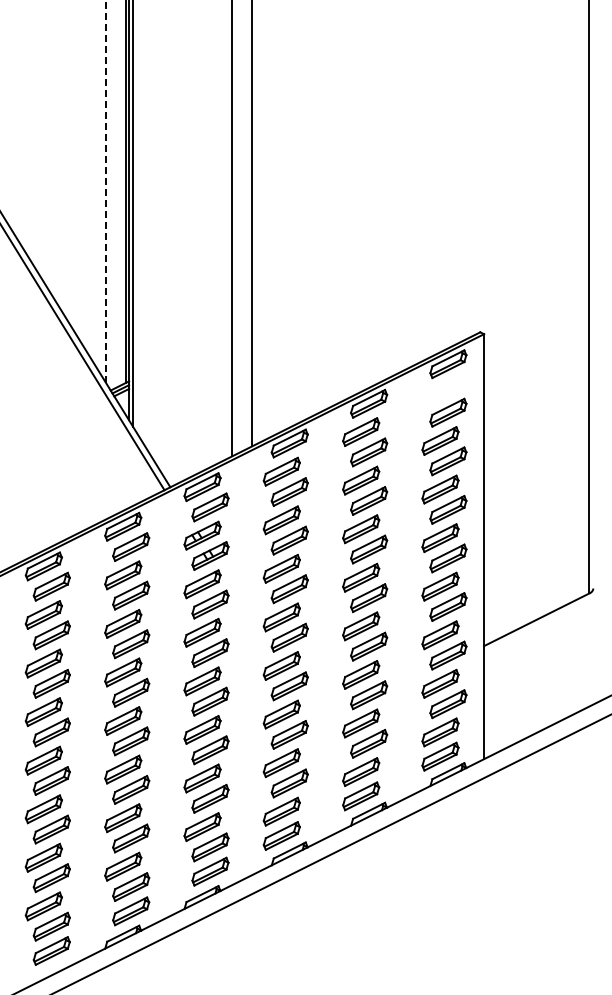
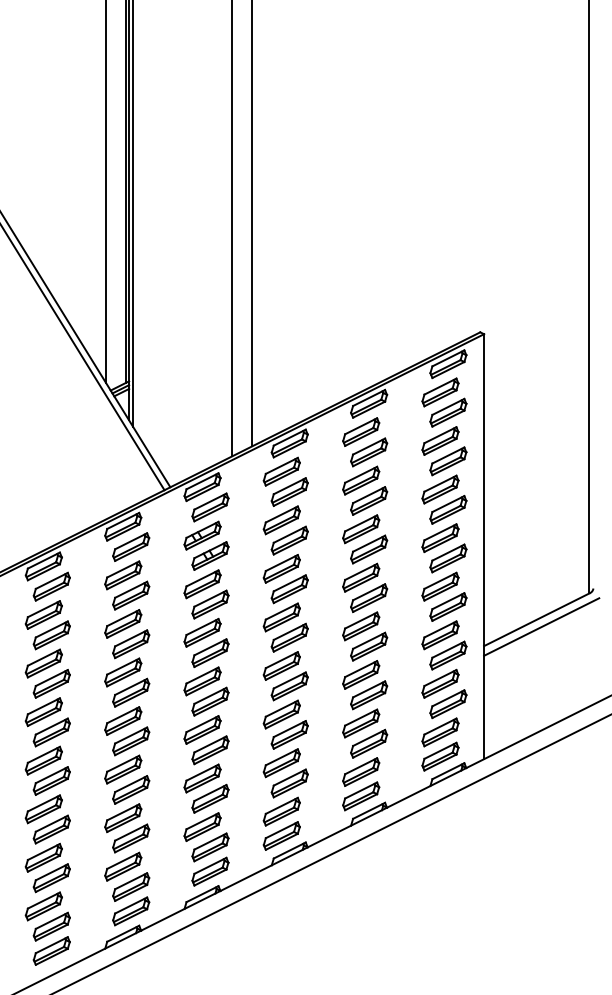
line: dashed -> solid (105, 191)
part: none -> present (440, 392)
line: none -> present (541, 626)
